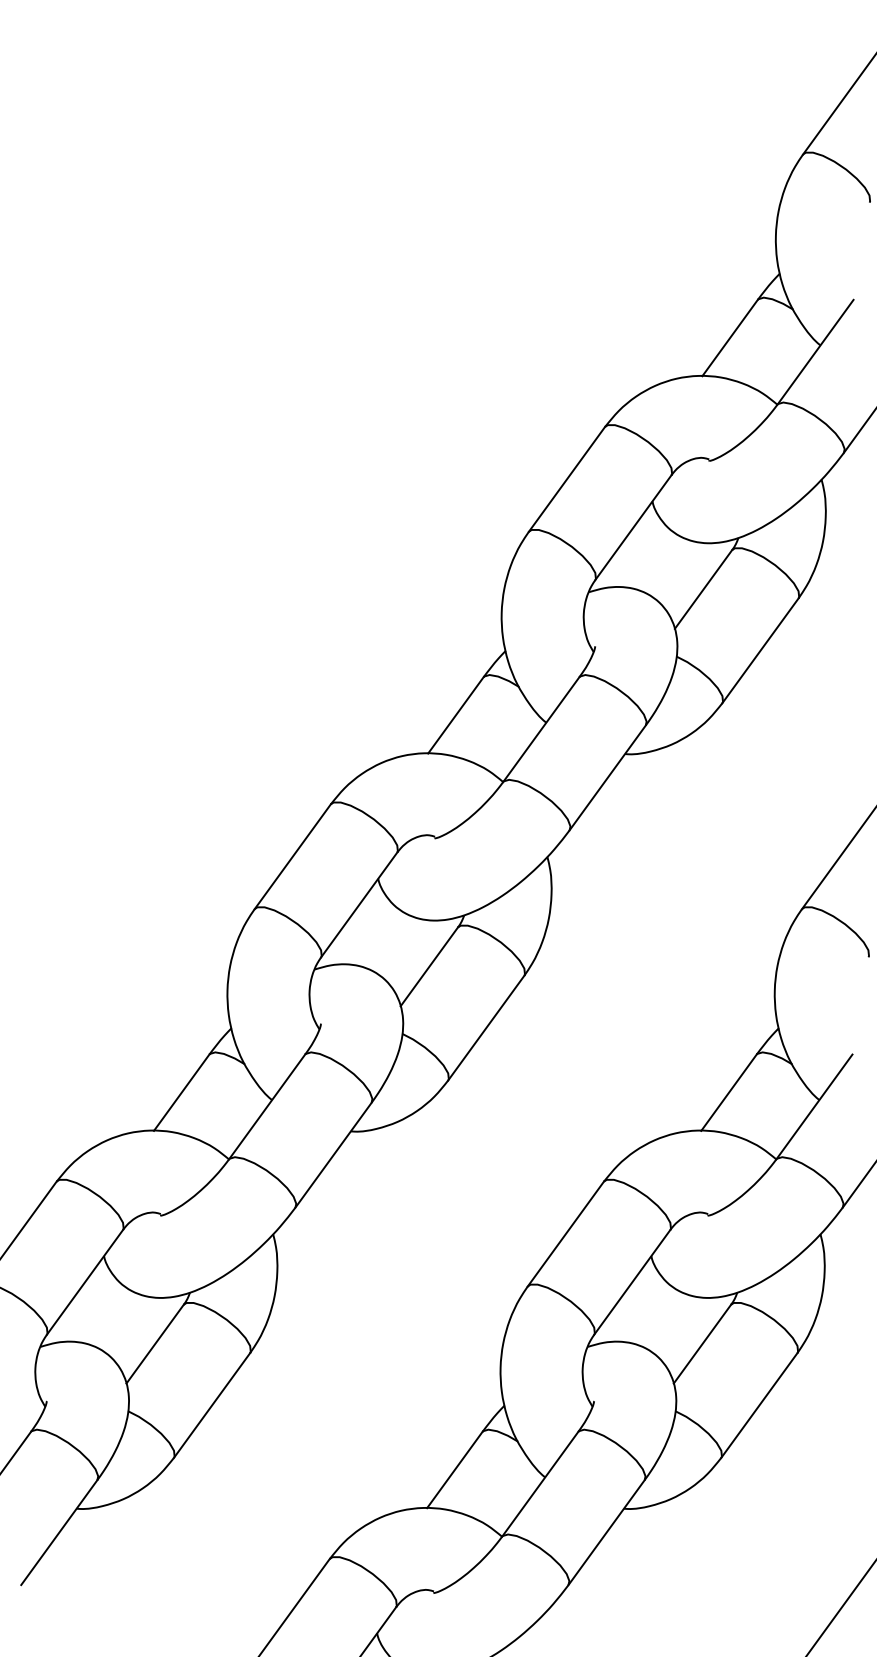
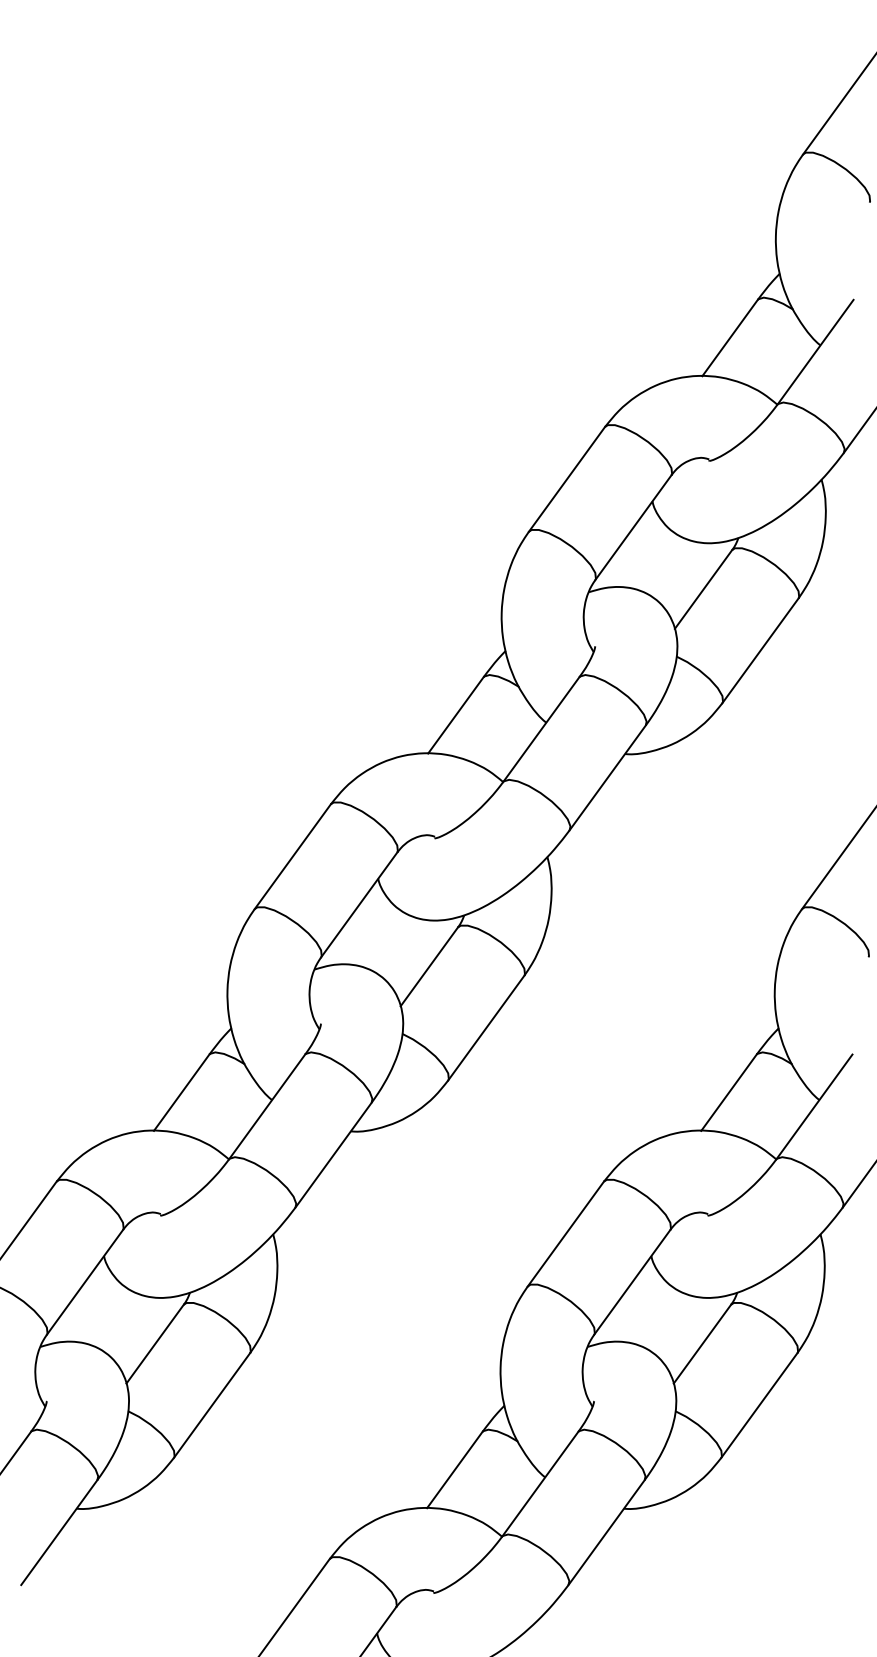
line: present -> none (840, 1608)
